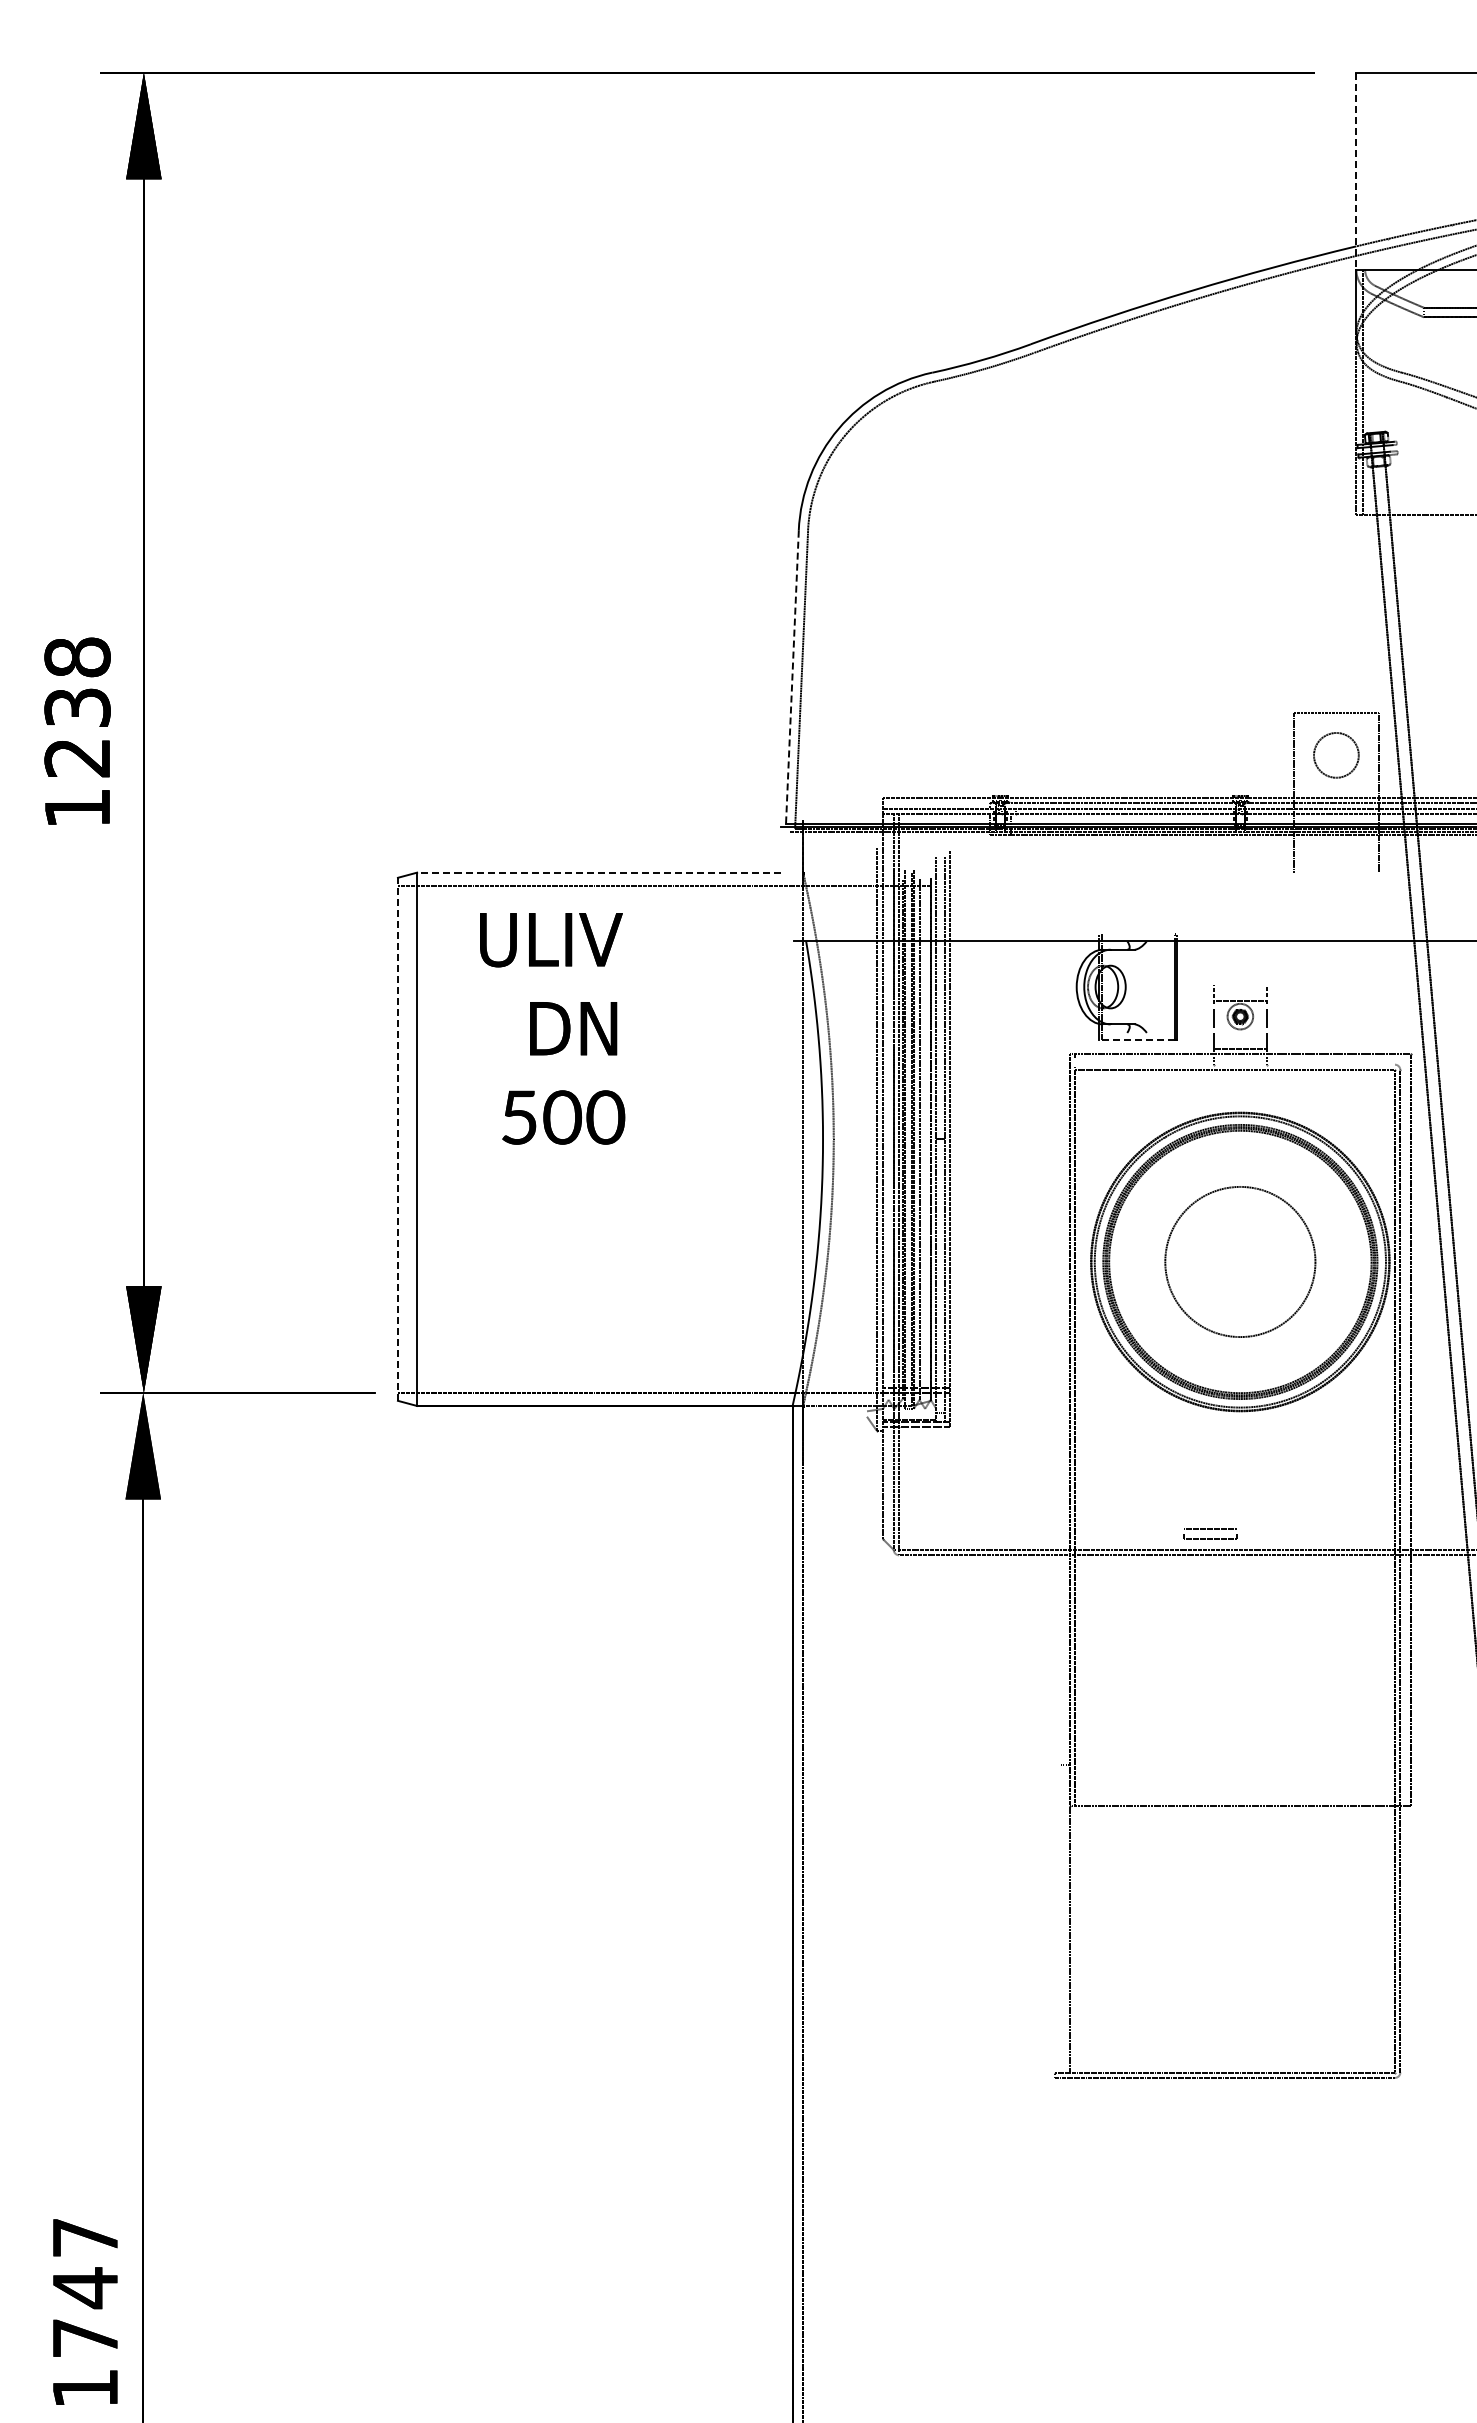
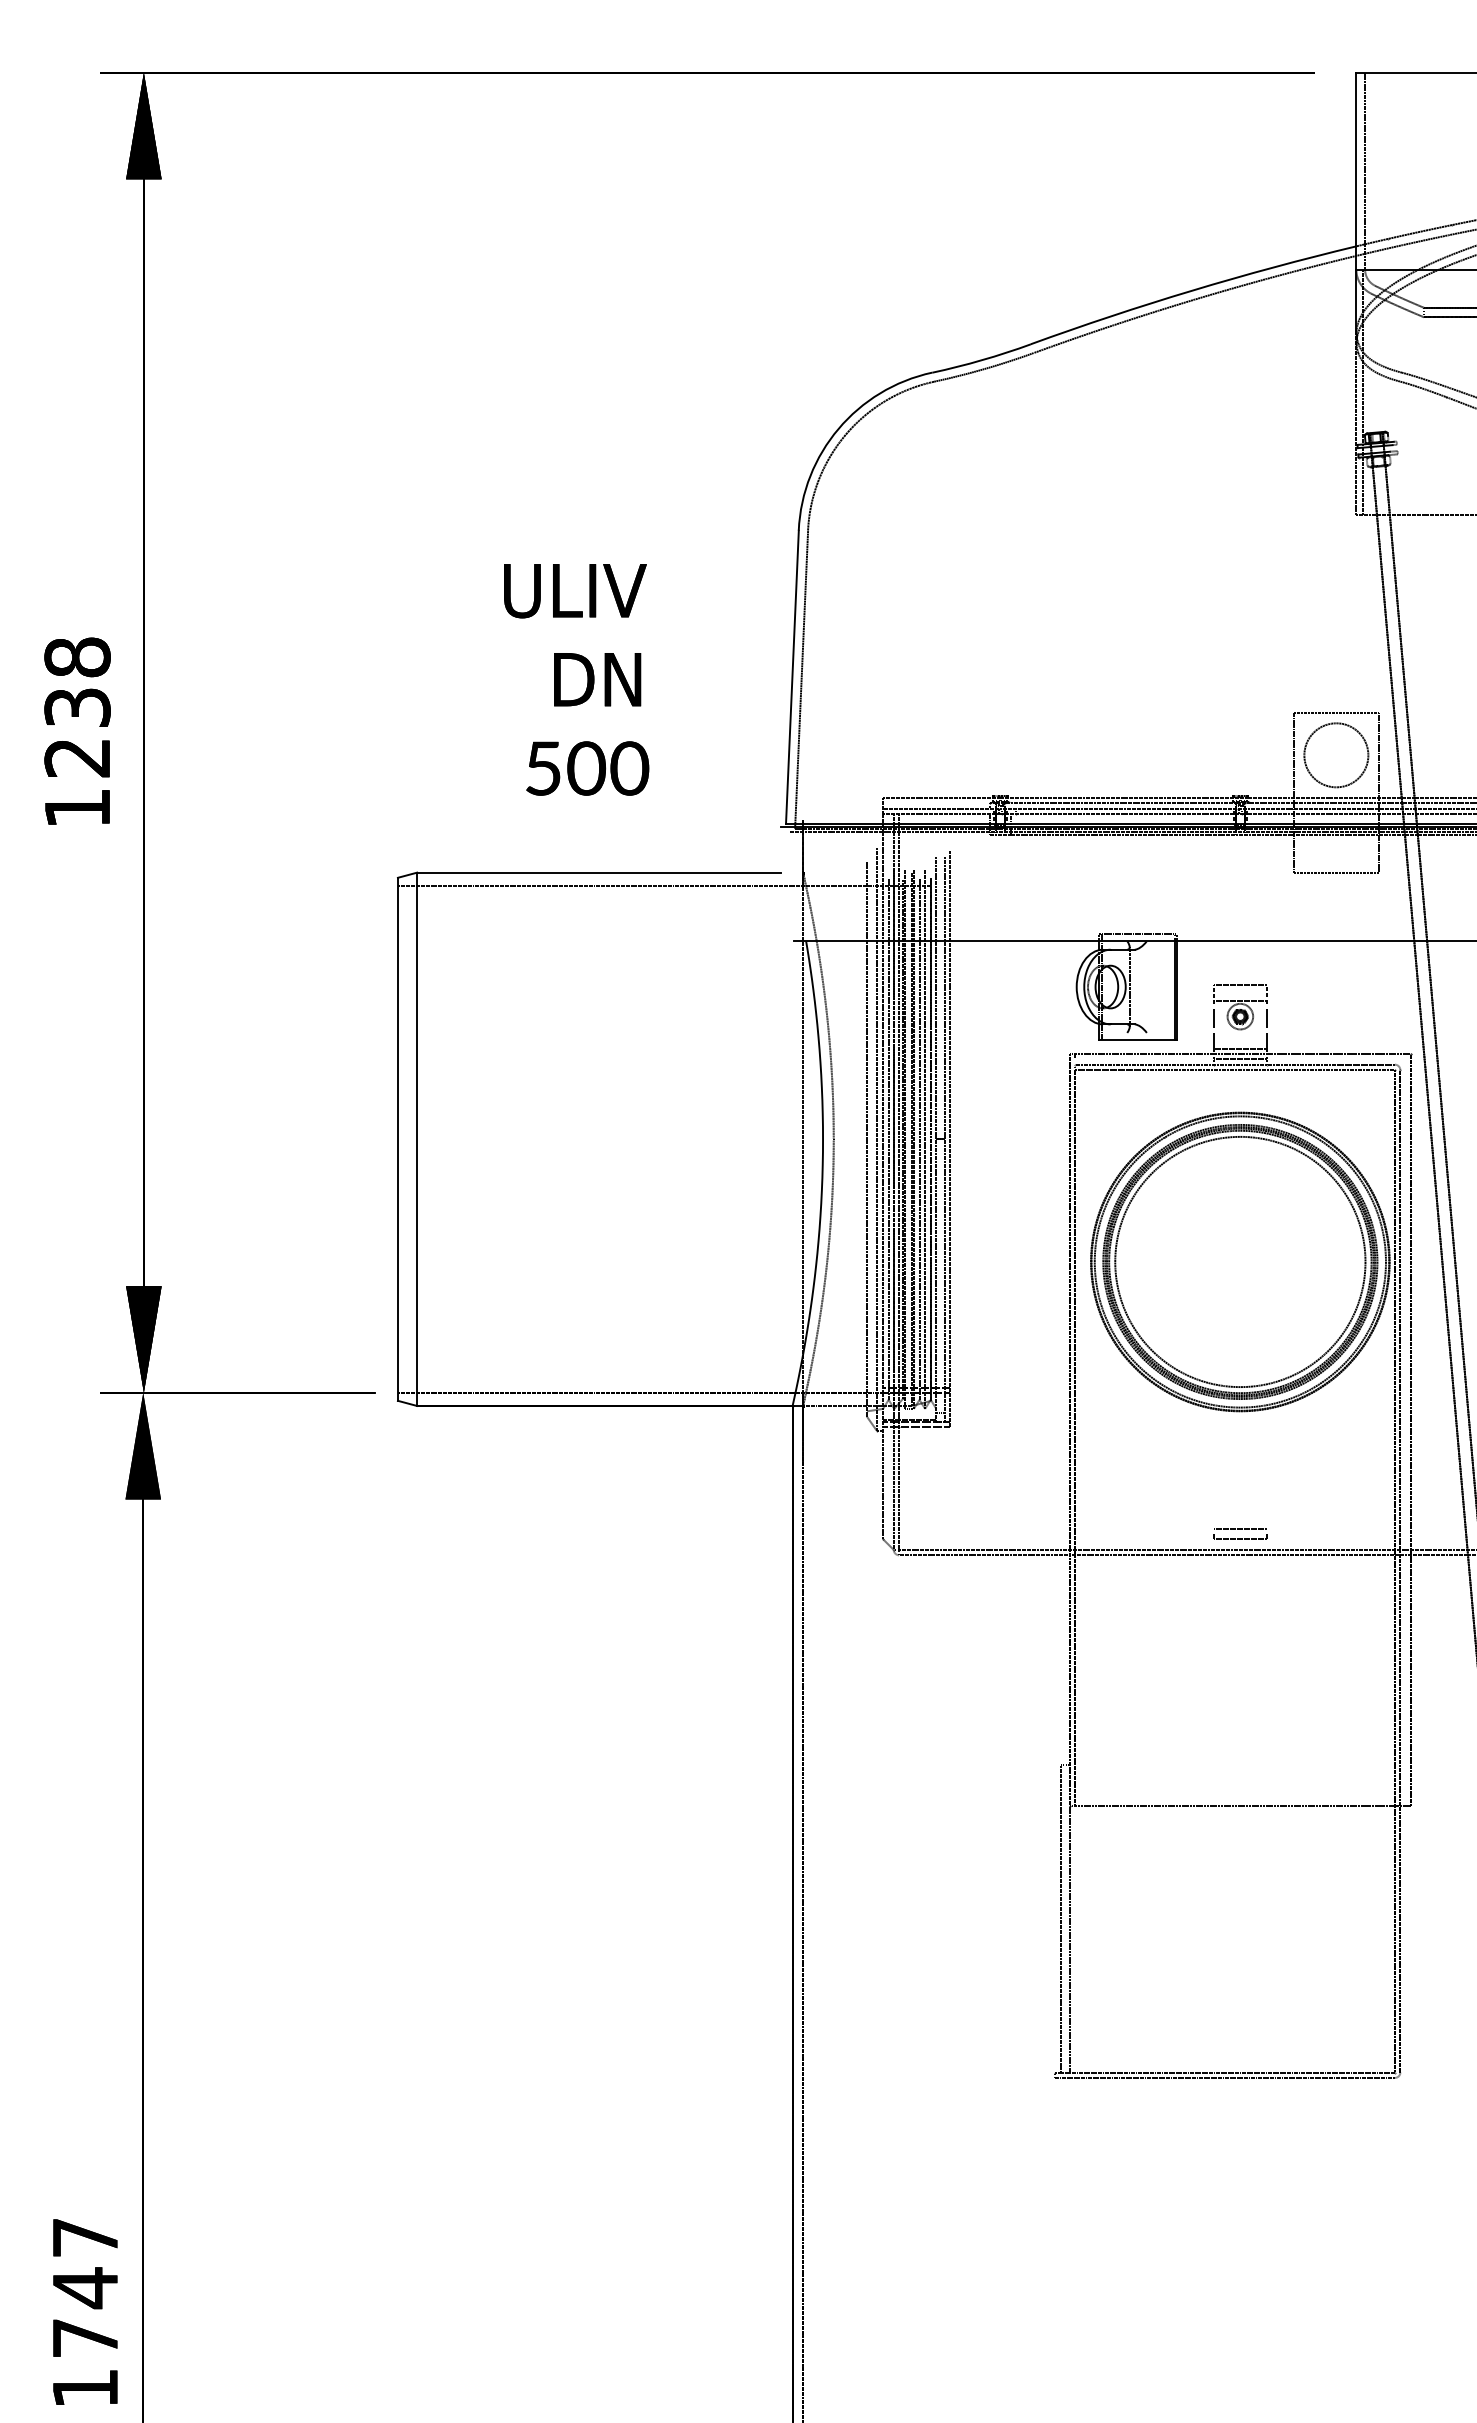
line: none -> present (1365, 170)
line: dashed -> solid (1356, 171)
line: dashed -> solid (792, 677)
circle size: 47x47 px -> 67x67 px (1336, 755)
line: dashed -> solid (598, 872)
line: none -> present (1336, 872)
line: none -> present (1136, 933)
line: none -> present (1240, 984)
line: none -> present (1129, 986)
text position: (552, 1028) -> (576, 679) (576, 679)
line: dashed -> solid (1137, 1040)
line: none -> present (1240, 1059)
line: none -> present (1234, 1064)
line: none -> present (867, 1138)
line: none -> present (888, 1138)
line: none -> present (925, 1138)
line: dashed -> solid (397, 1139)
circle diameter: 150 px -> 250 px (1240, 1261)
part position: (1210, 1533) -> (1240, 1533) (1240, 1533)
line: none -> present (1061, 1918)
